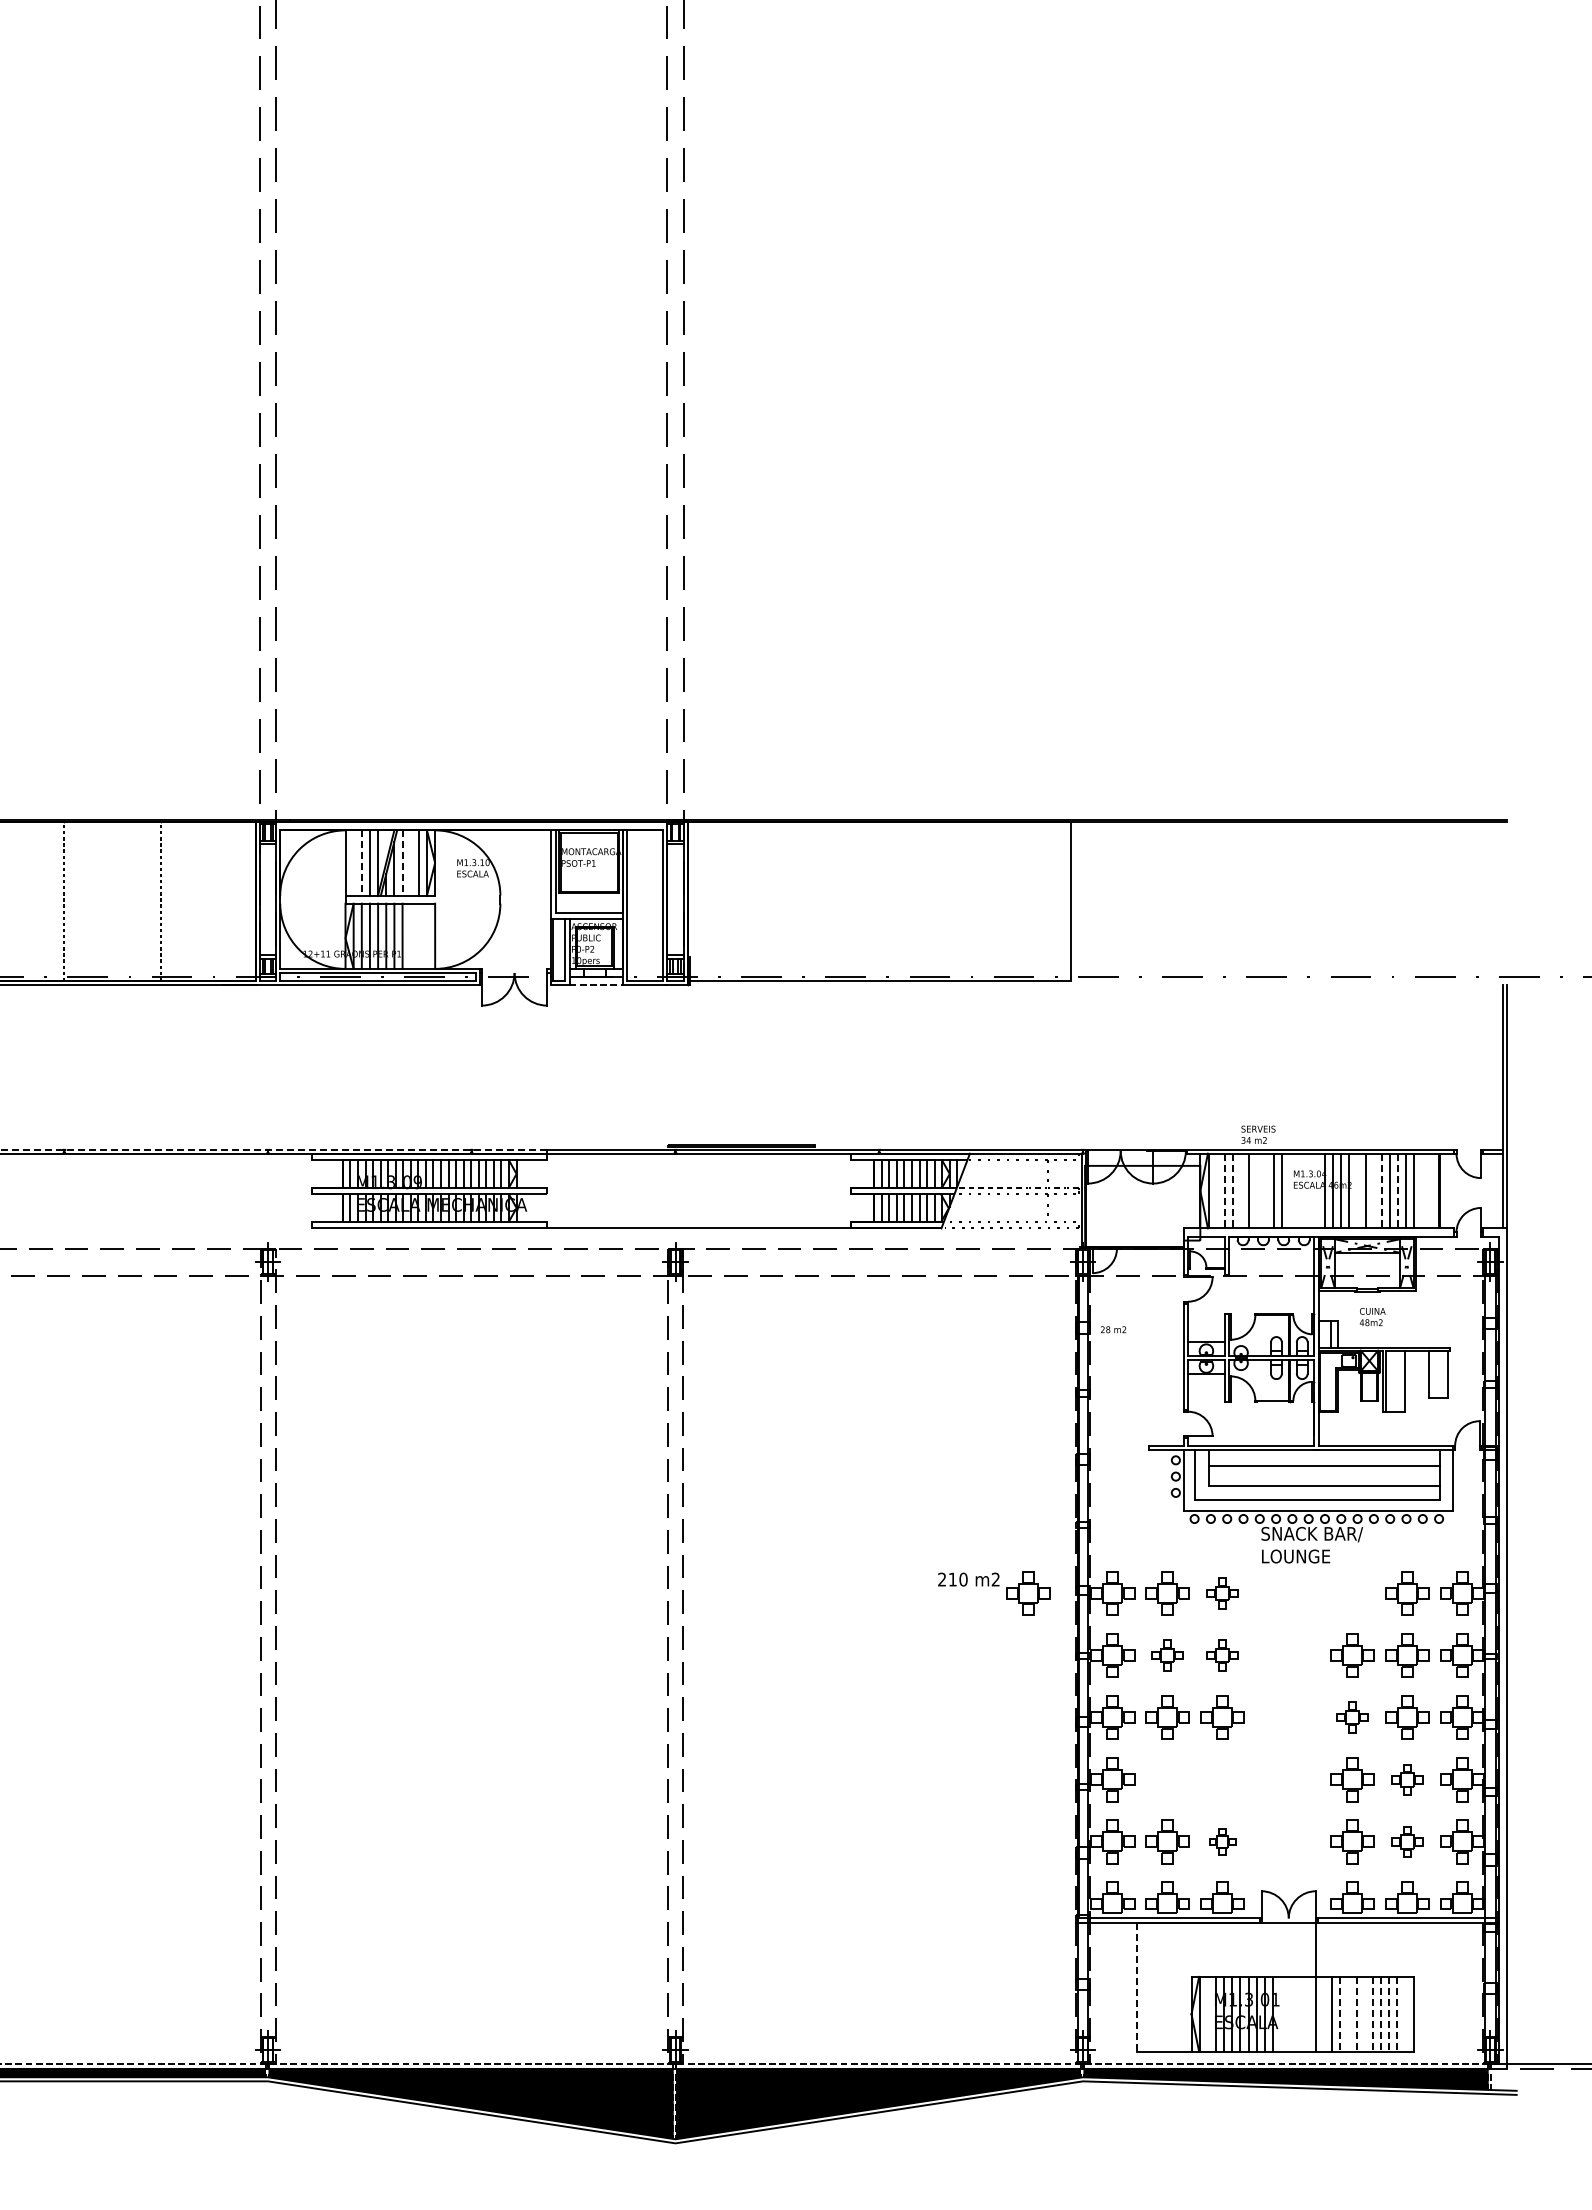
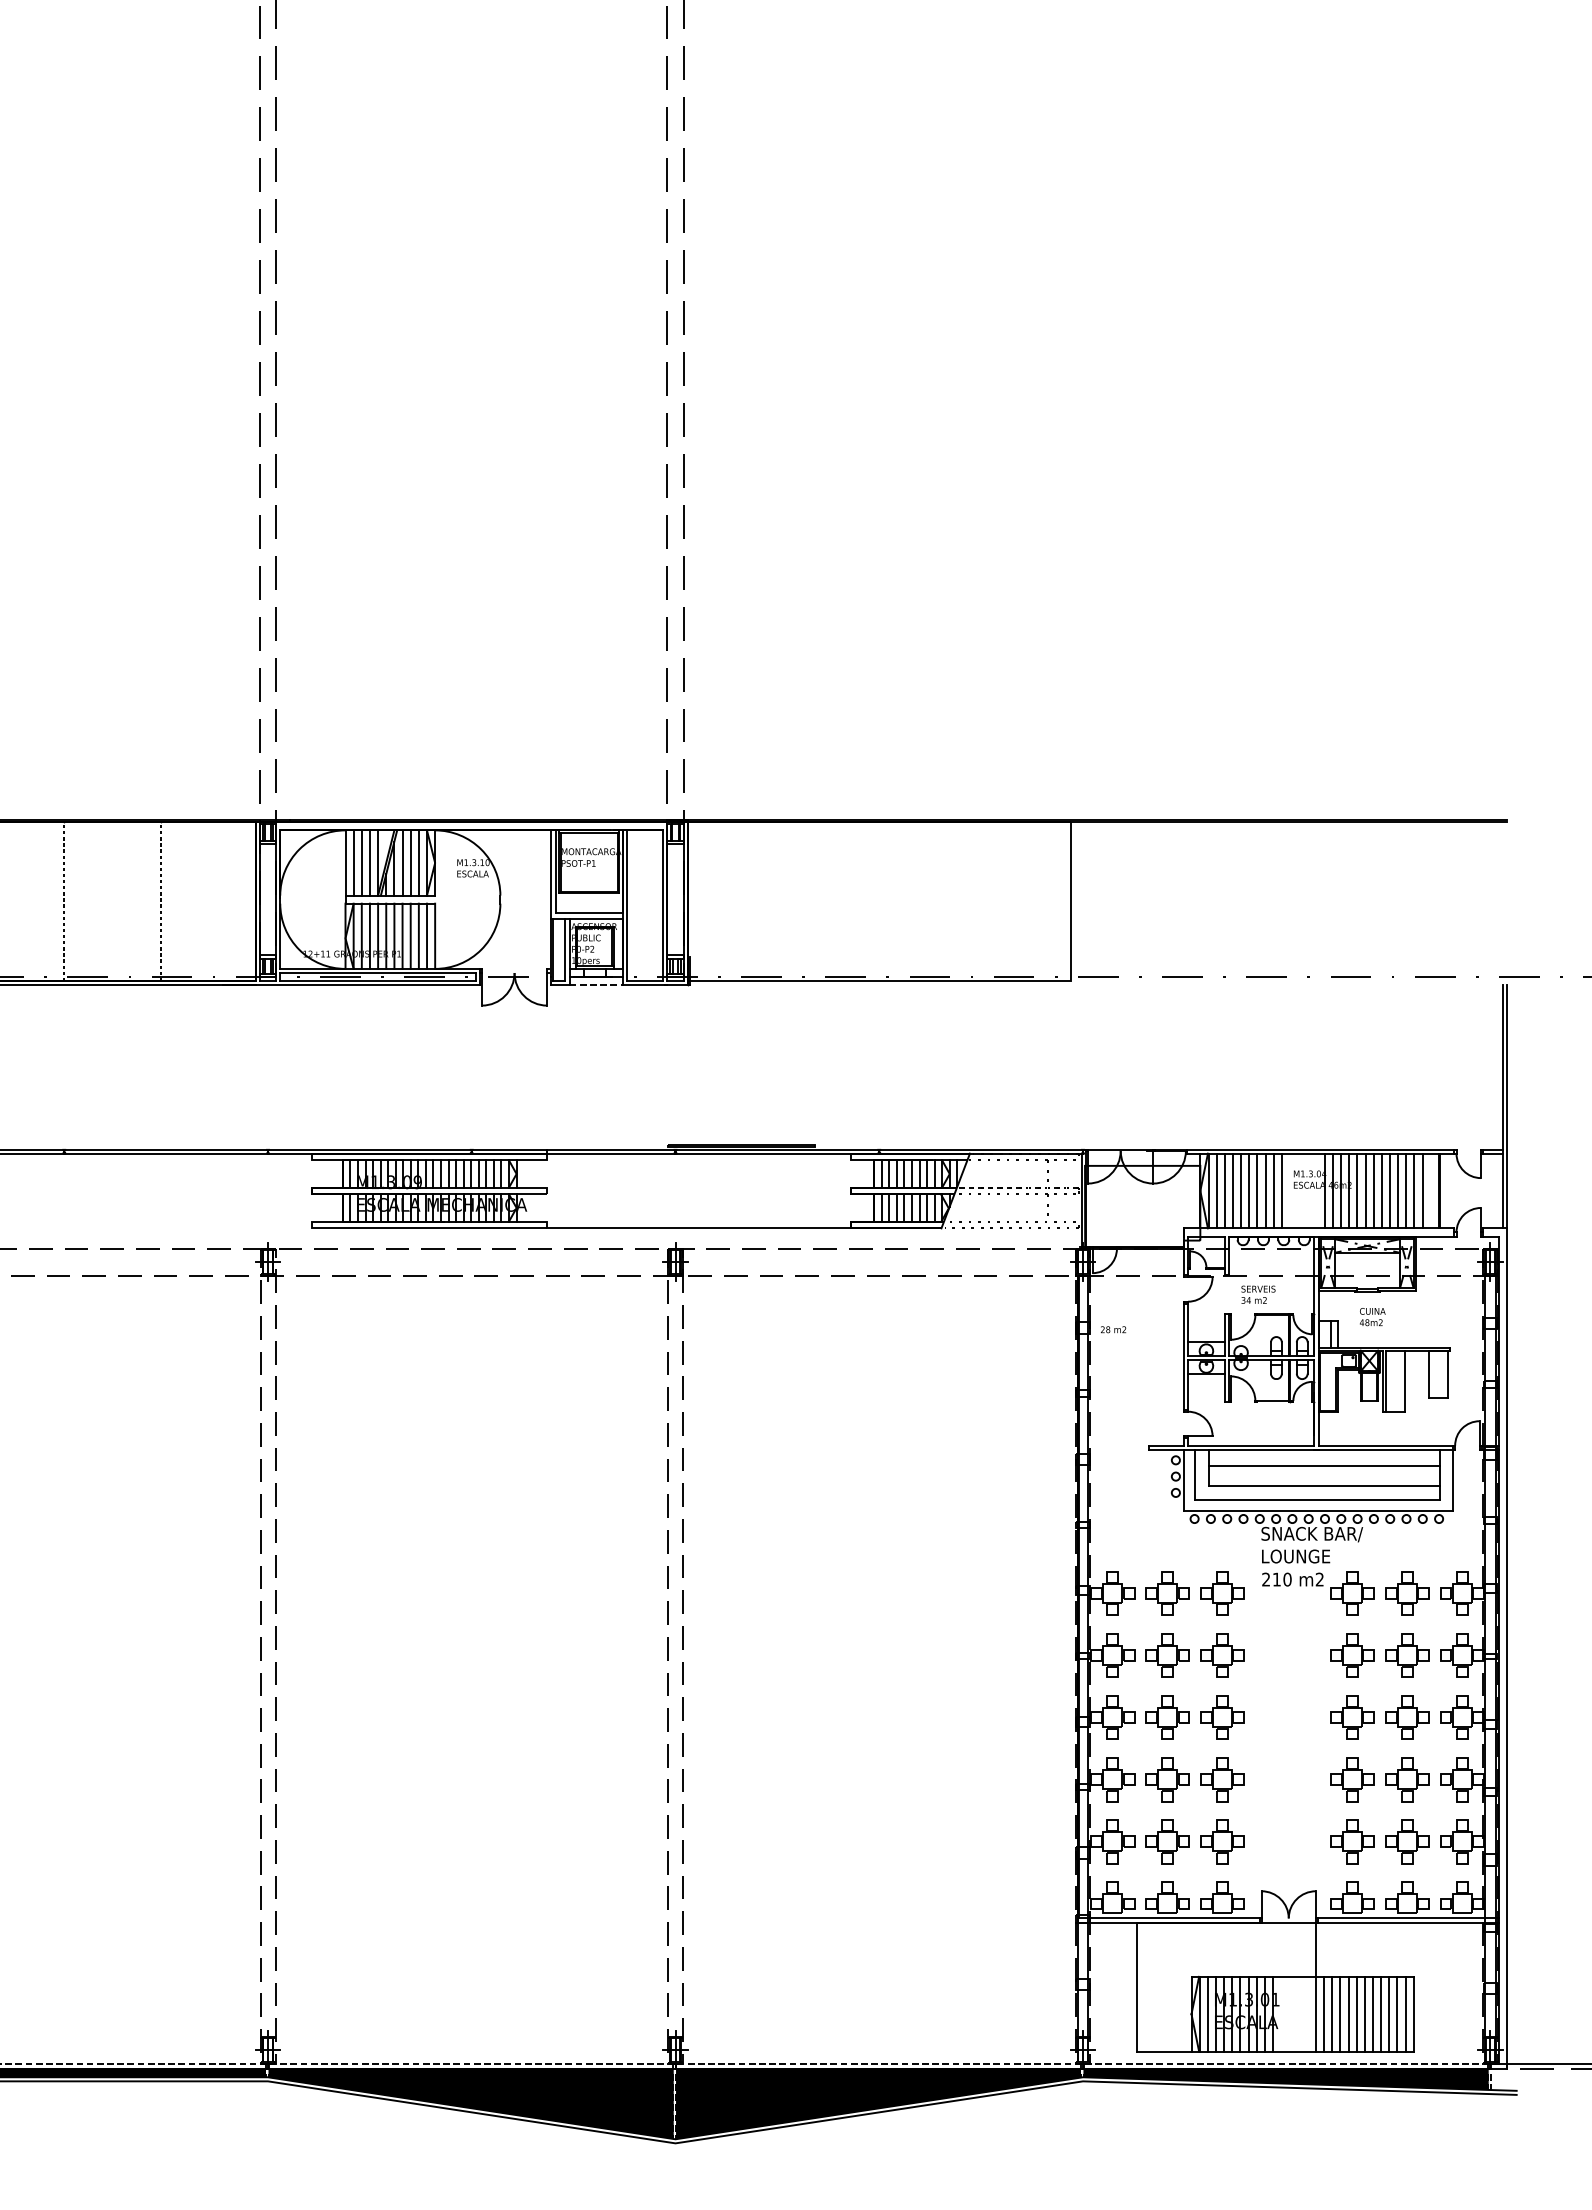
line: none -> present (353, 862)
line: dashed -> solid (361, 862)
line: dashed -> solid (402, 862)
line: none -> present (410, 862)
line: none -> present (410, 935)
line: none -> present (418, 935)
line: none -> present (427, 935)
text position: (1258, 1134) -> (1258, 1294) (1258, 1294)
line: dashed -> solid (274, 1149)
line: none -> present (1216, 1190)
line: none -> present (1241, 1190)
line: none -> present (1257, 1190)
line: none -> present (1265, 1190)
line: none -> present (1357, 1190)
line: none -> present (1373, 1190)
line: none -> present (1422, 1190)
line: dashed -> solid (1224, 1191)
line: dashed -> solid (1232, 1191)
line: dashed -> solid (1381, 1191)
line: dashed -> solid (1398, 1191)
part position: (994, 1586) -> (1318, 1586) (1318, 1586)
part size: 33x33 px -> 45x45 px (1222, 1593)
part size: 33x33 px -> 45x45 px (1167, 1655)
part size: 33x33 px -> 45x45 px (1222, 1655)
part size: 33x33 px -> 45x45 px (1352, 1717)
part: none -> present (1167, 1779)
part: none -> present (1222, 1779)
part size: 33x32 px -> 45x46 px (1407, 1779)
part size: 28x28 px -> 45x46 px (1222, 1841)
part size: 33x32 px -> 45x46 px (1407, 1841)
line: dashed -> solid (1137, 1987)
line: none -> present (1207, 2013)
line: none -> present (1324, 2013)
line: none -> present (1348, 2013)
line: none -> present (1364, 2013)
line: none -> present (1405, 2013)
line: dashed -> solid (1340, 2014)
line: dashed -> solid (1356, 2014)
line: dashed -> solid (1372, 2014)
line: dashed -> solid (1381, 2014)
line: dashed -> solid (1389, 2014)
line: dashed -> solid (1397, 2014)
